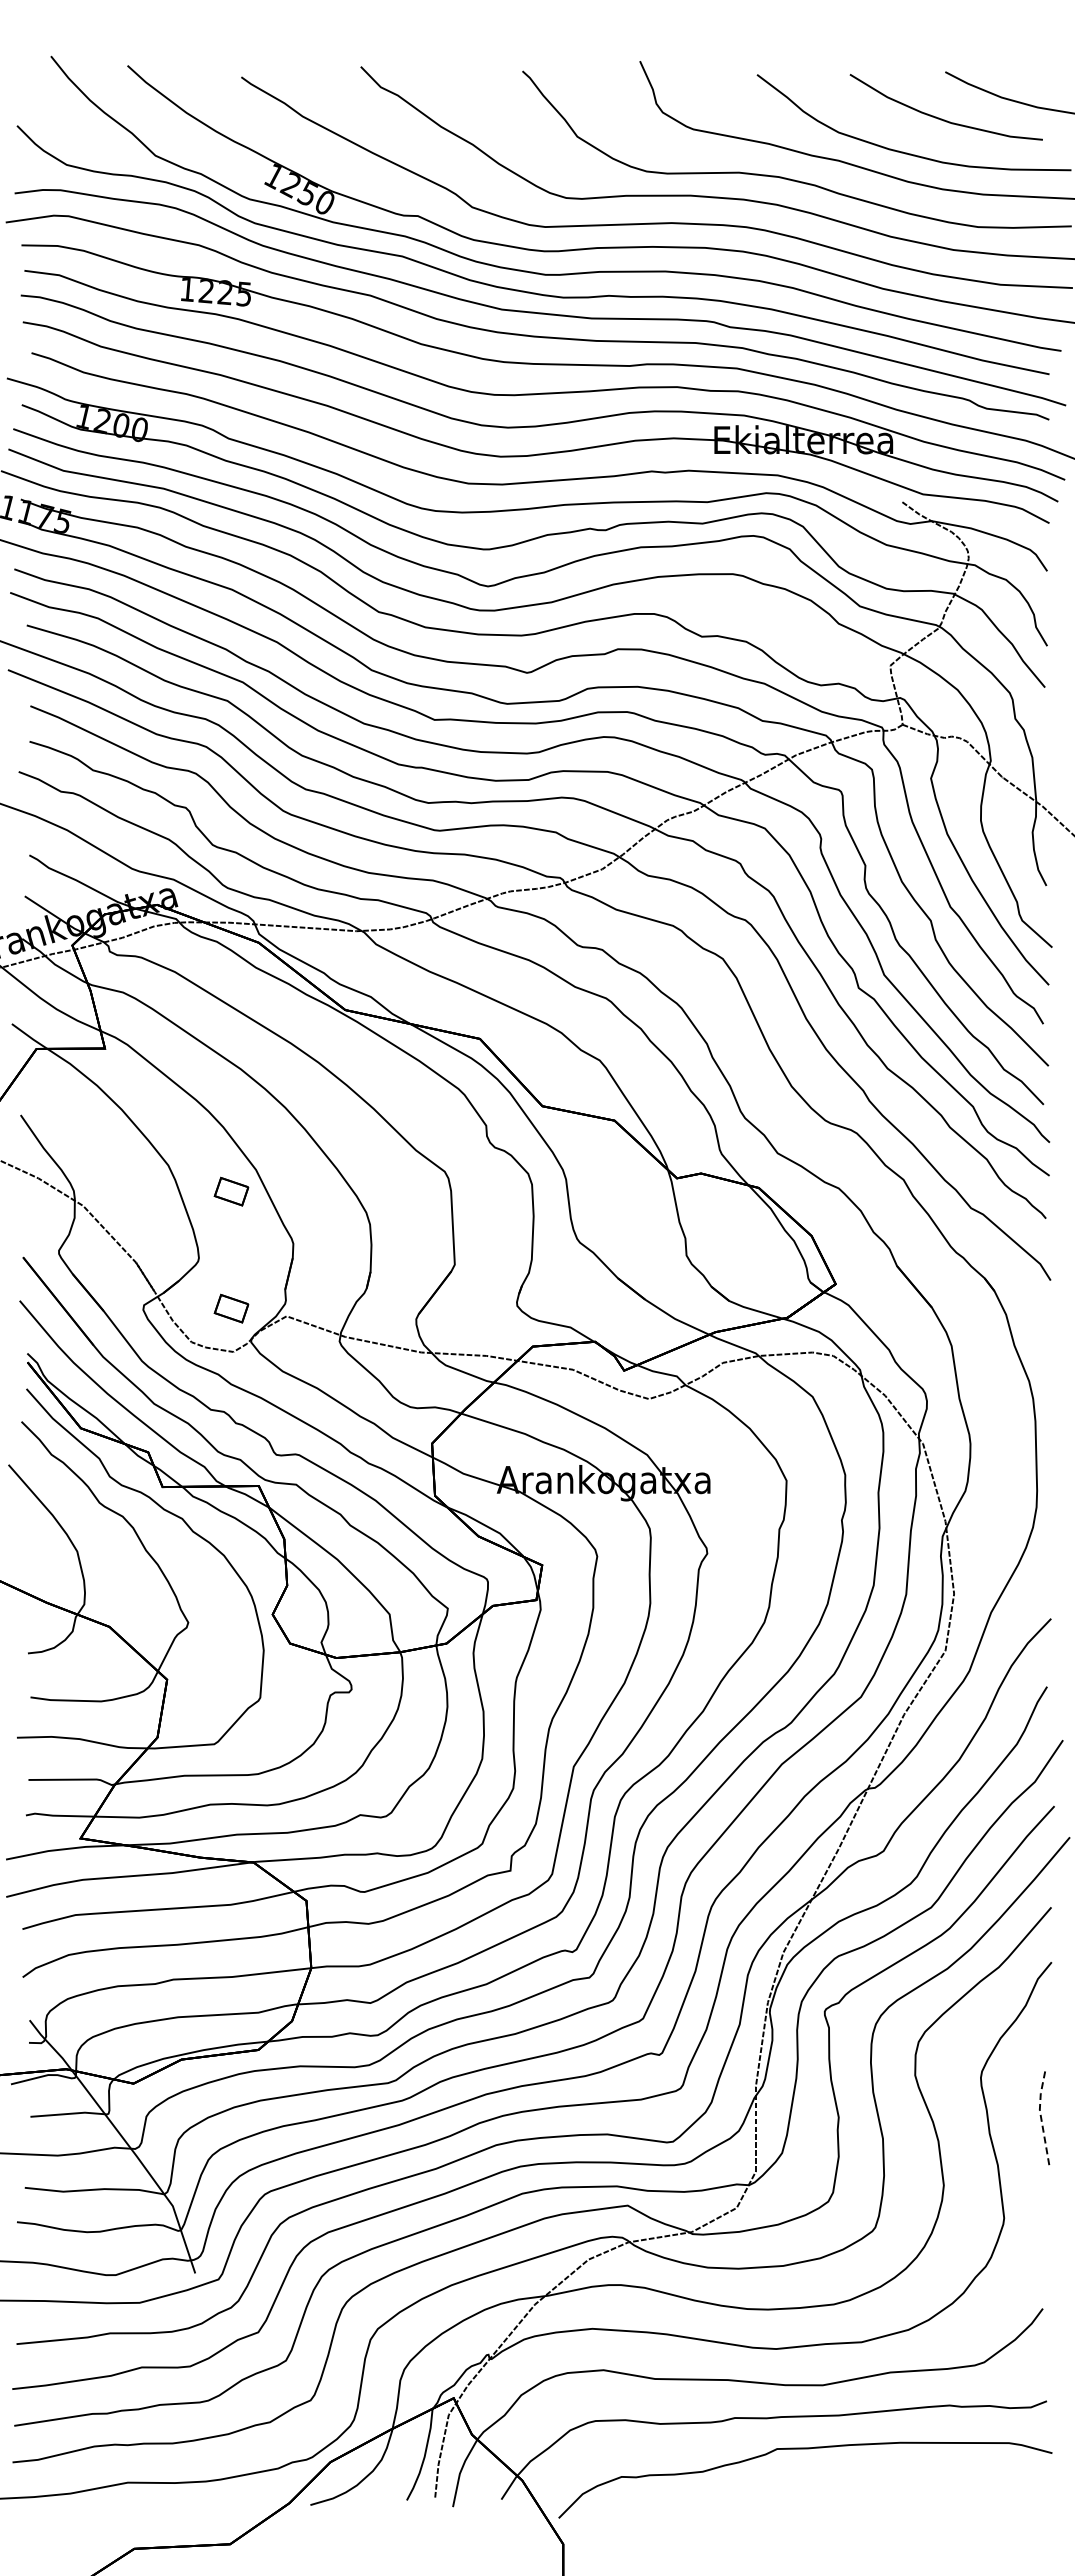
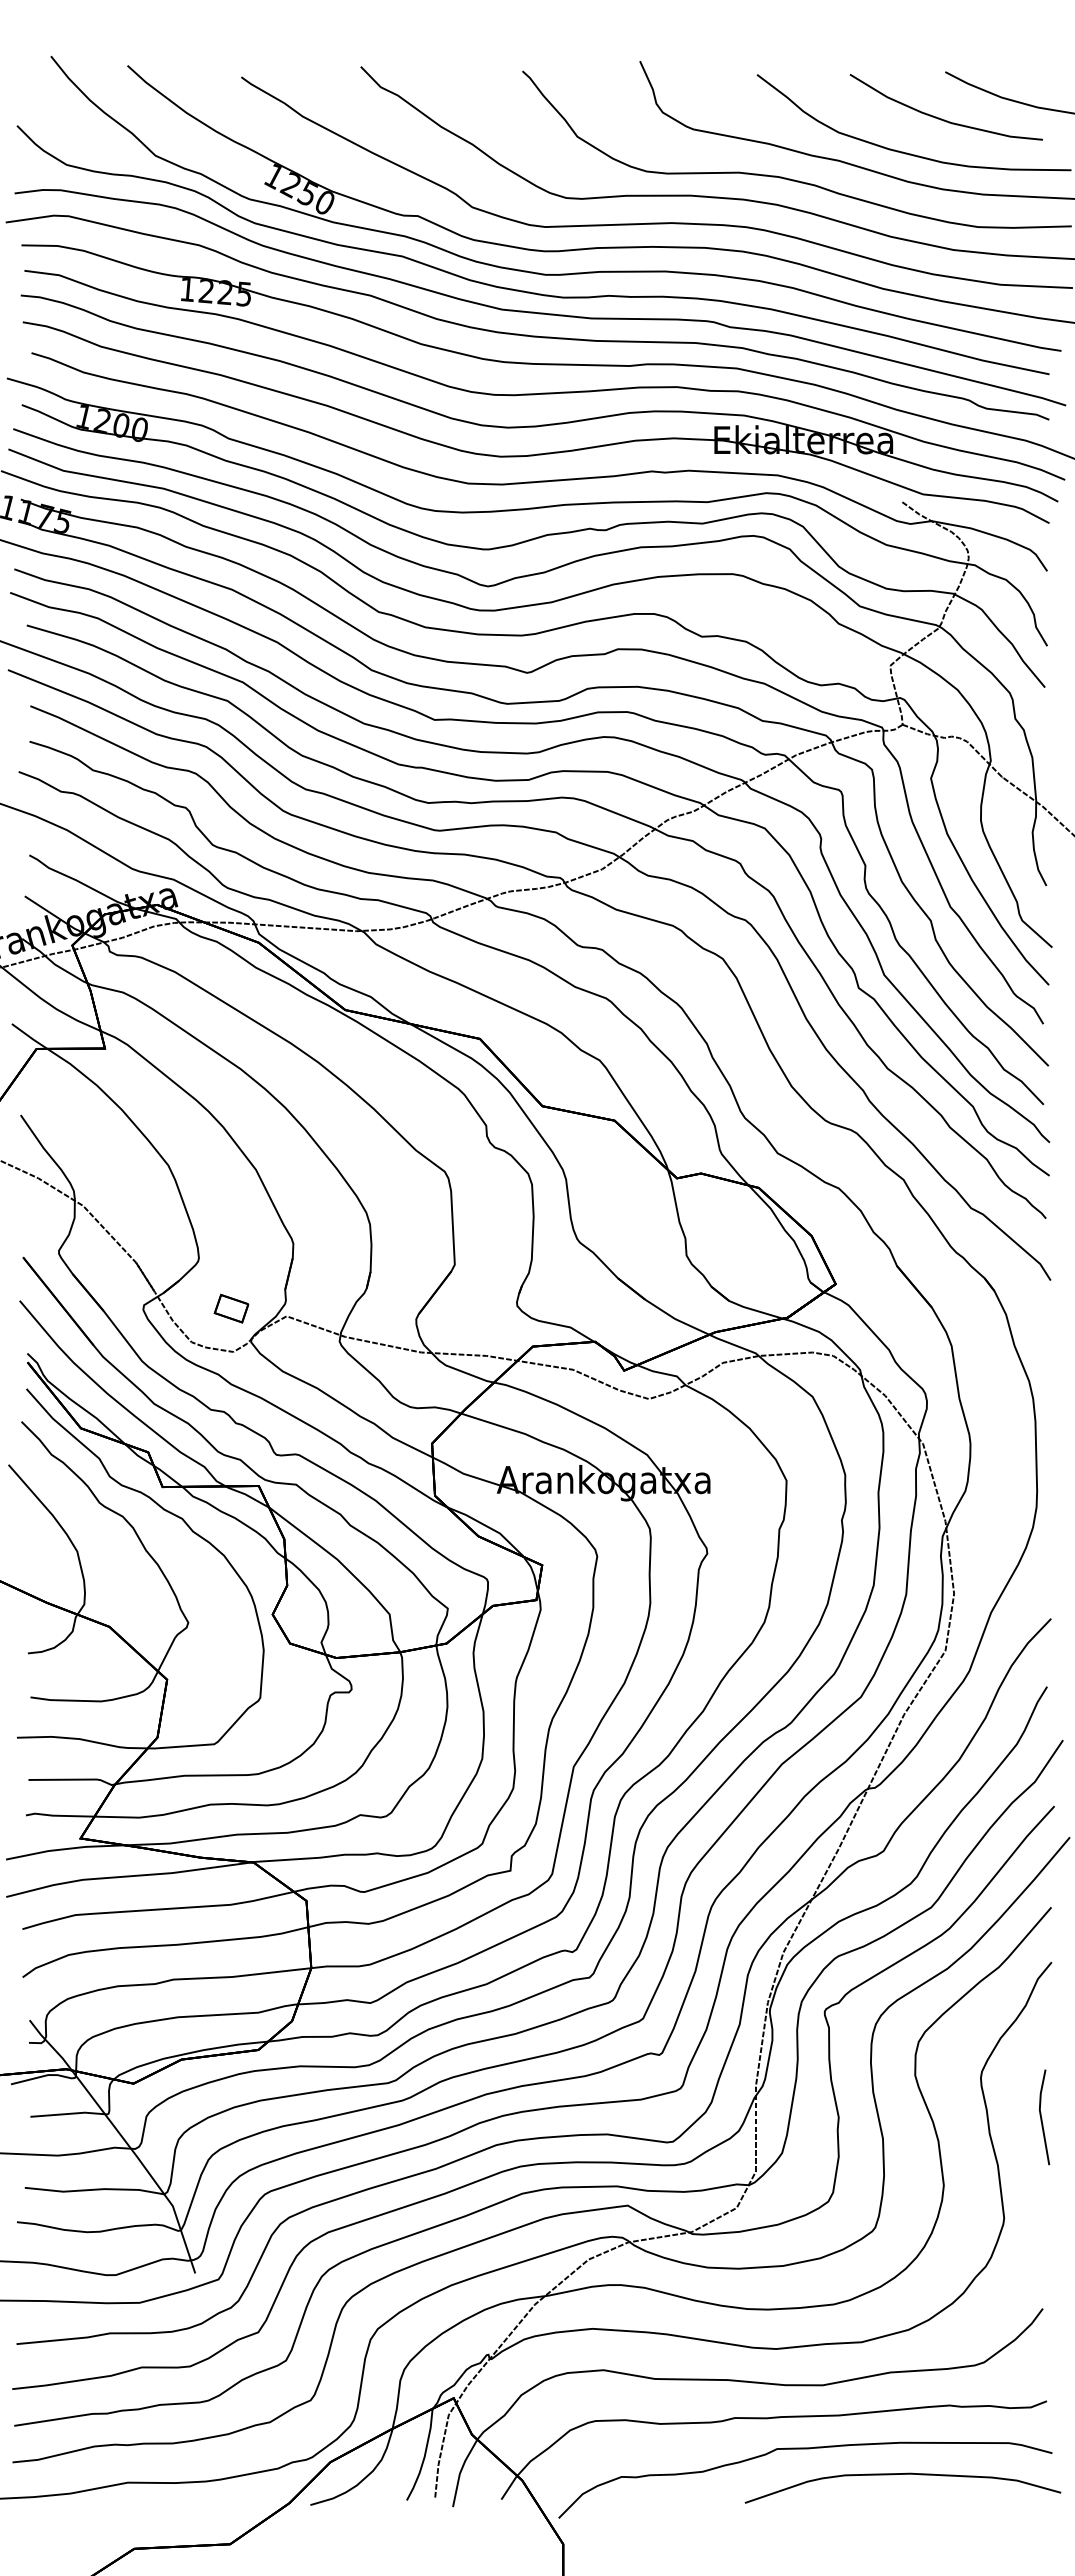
part: present -> none (231, 1191)
line: dashed -> solid (1040, 2115)
curve: none -> present (902, 2474)
